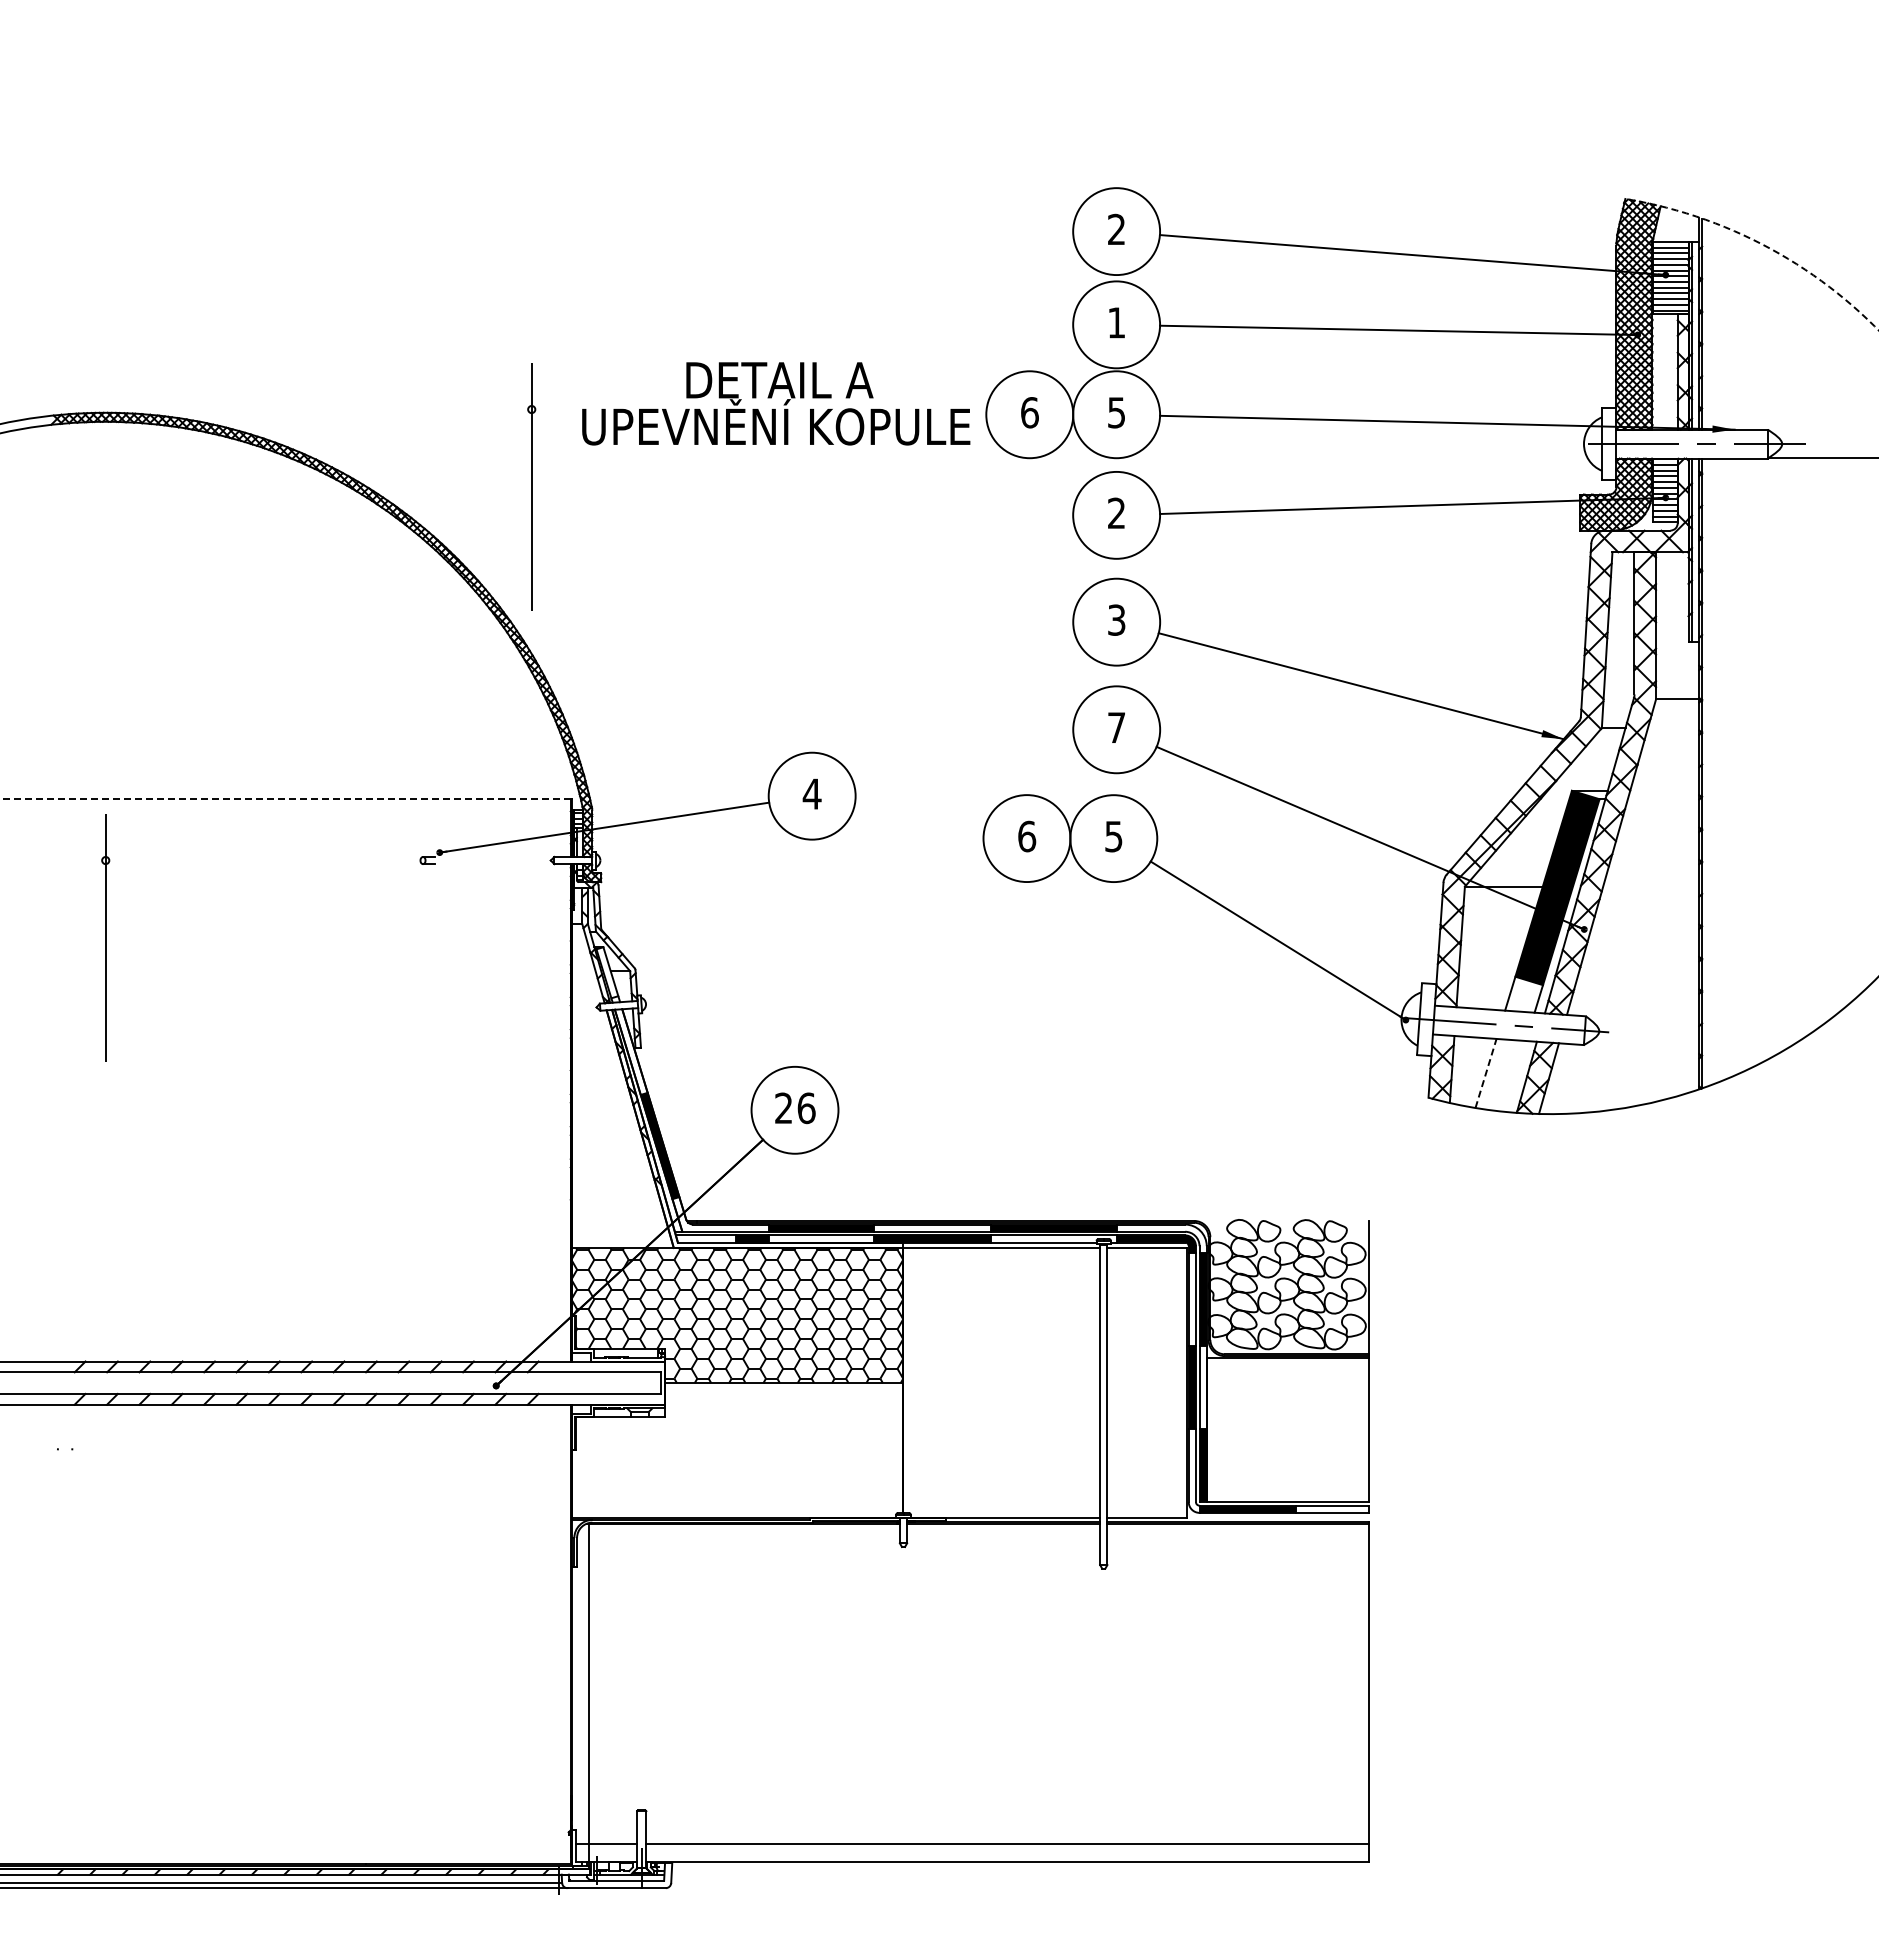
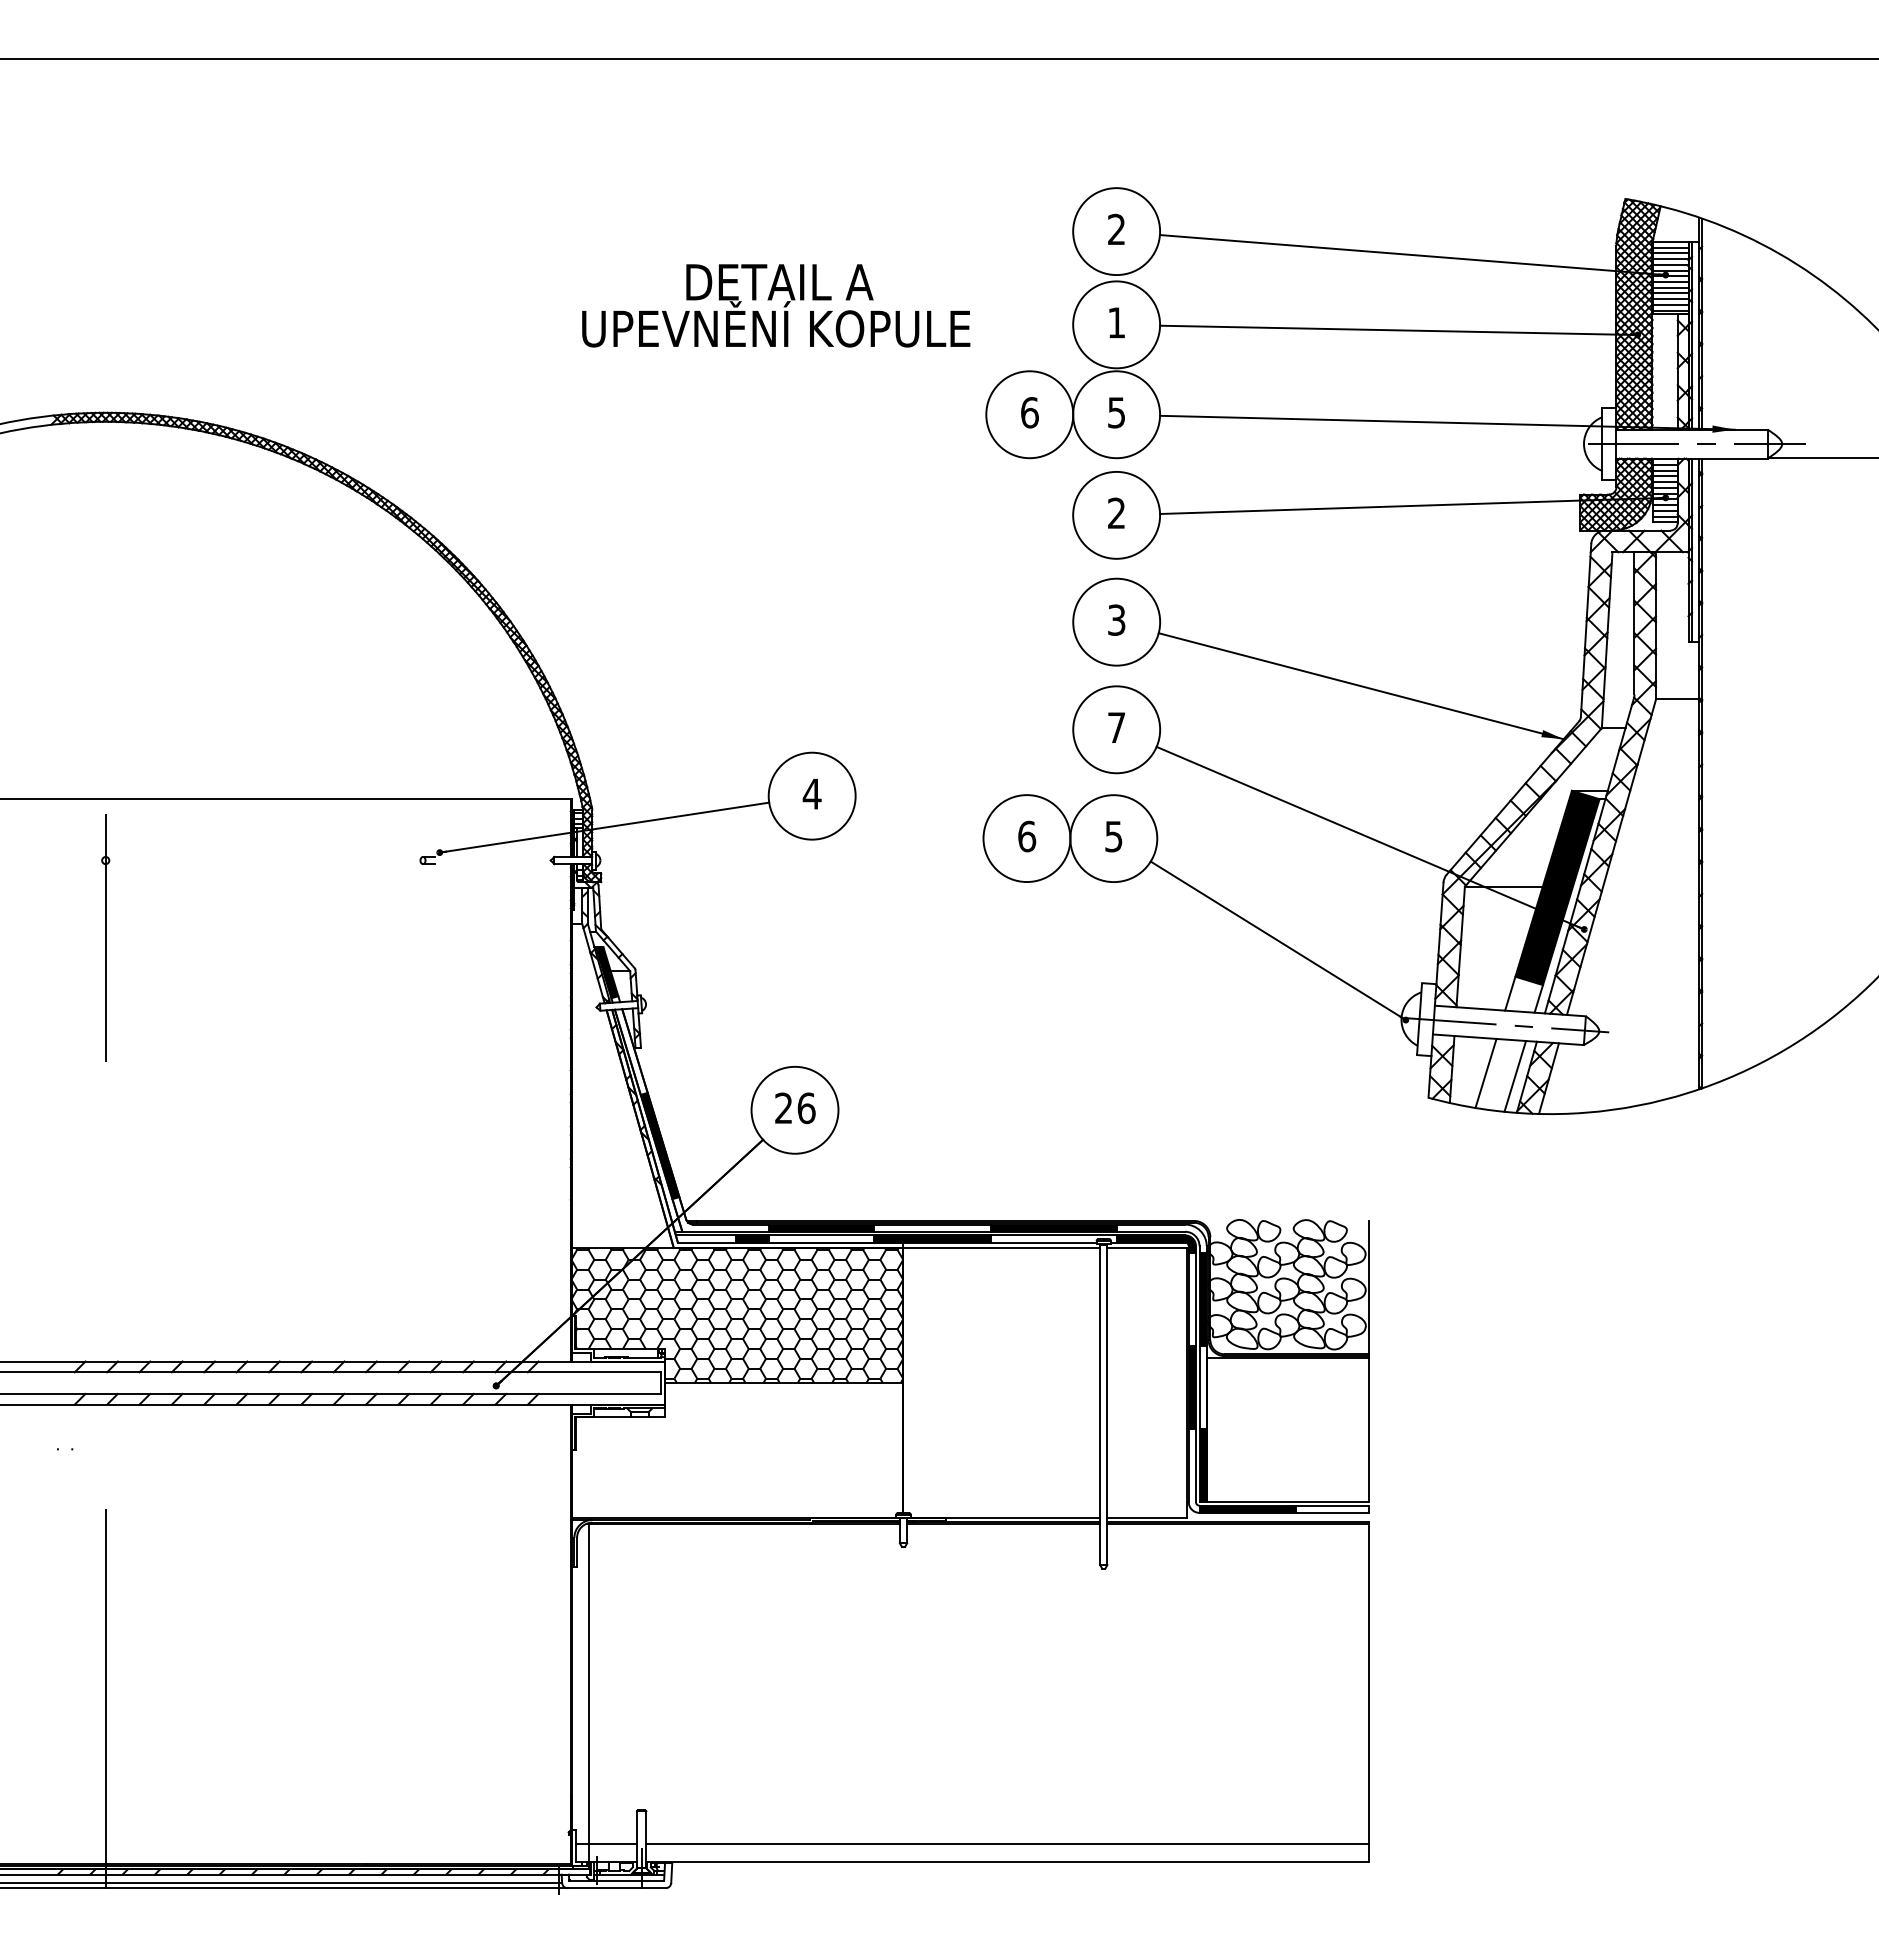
line: none -> present (938, 58)
arc: dashed -> solid (1761, 244)
text position: (776, 403) -> (776, 305) (776, 305)
part: present -> none (531, 486)
line: dashed -> solid (284, 799)
fill: none -> present (607, 972)
line: dashed -> solid (1486, 1073)
line: none -> present (1515, 1076)
line: none -> present (105, 1699)
